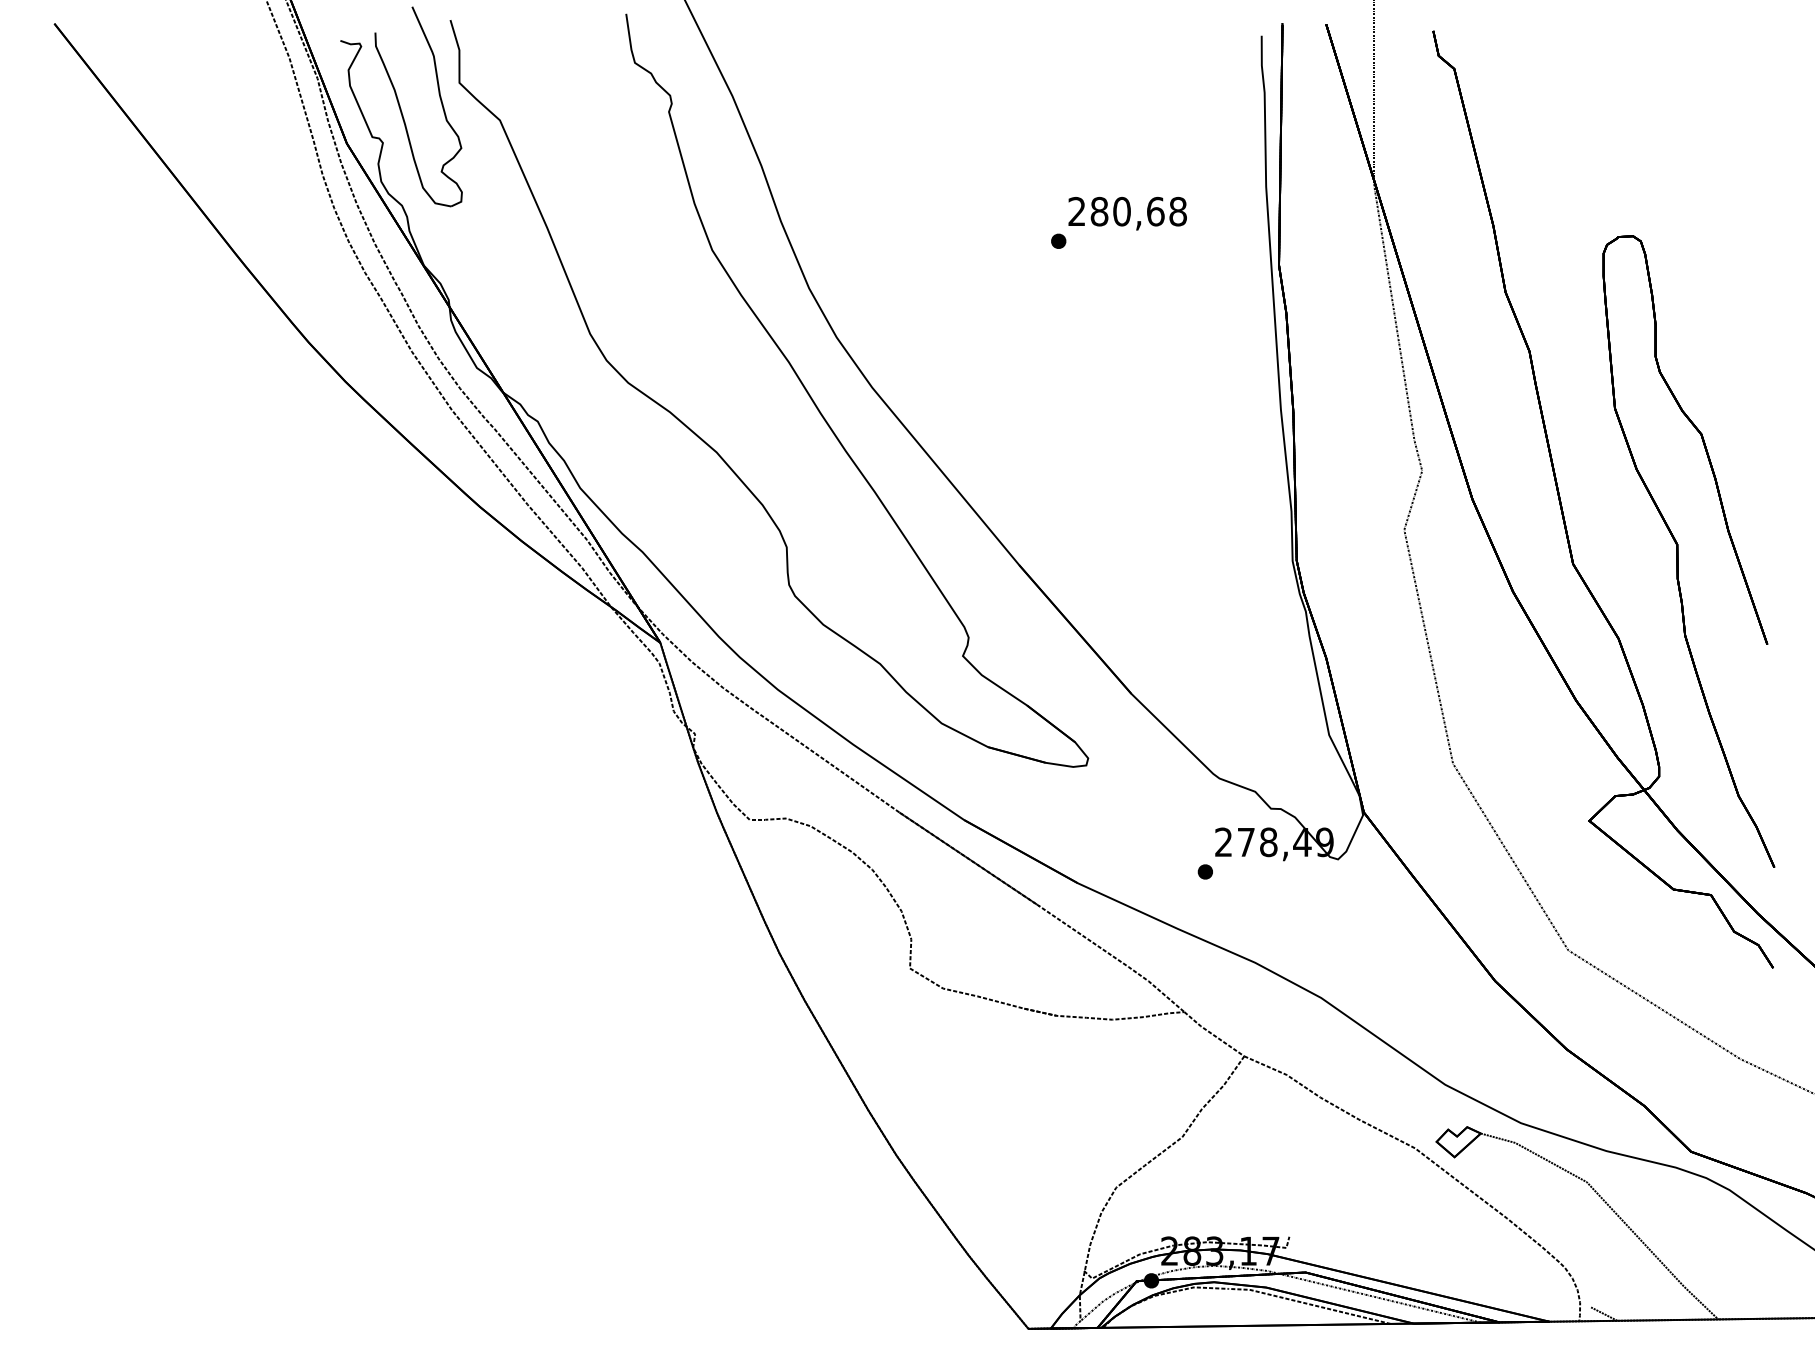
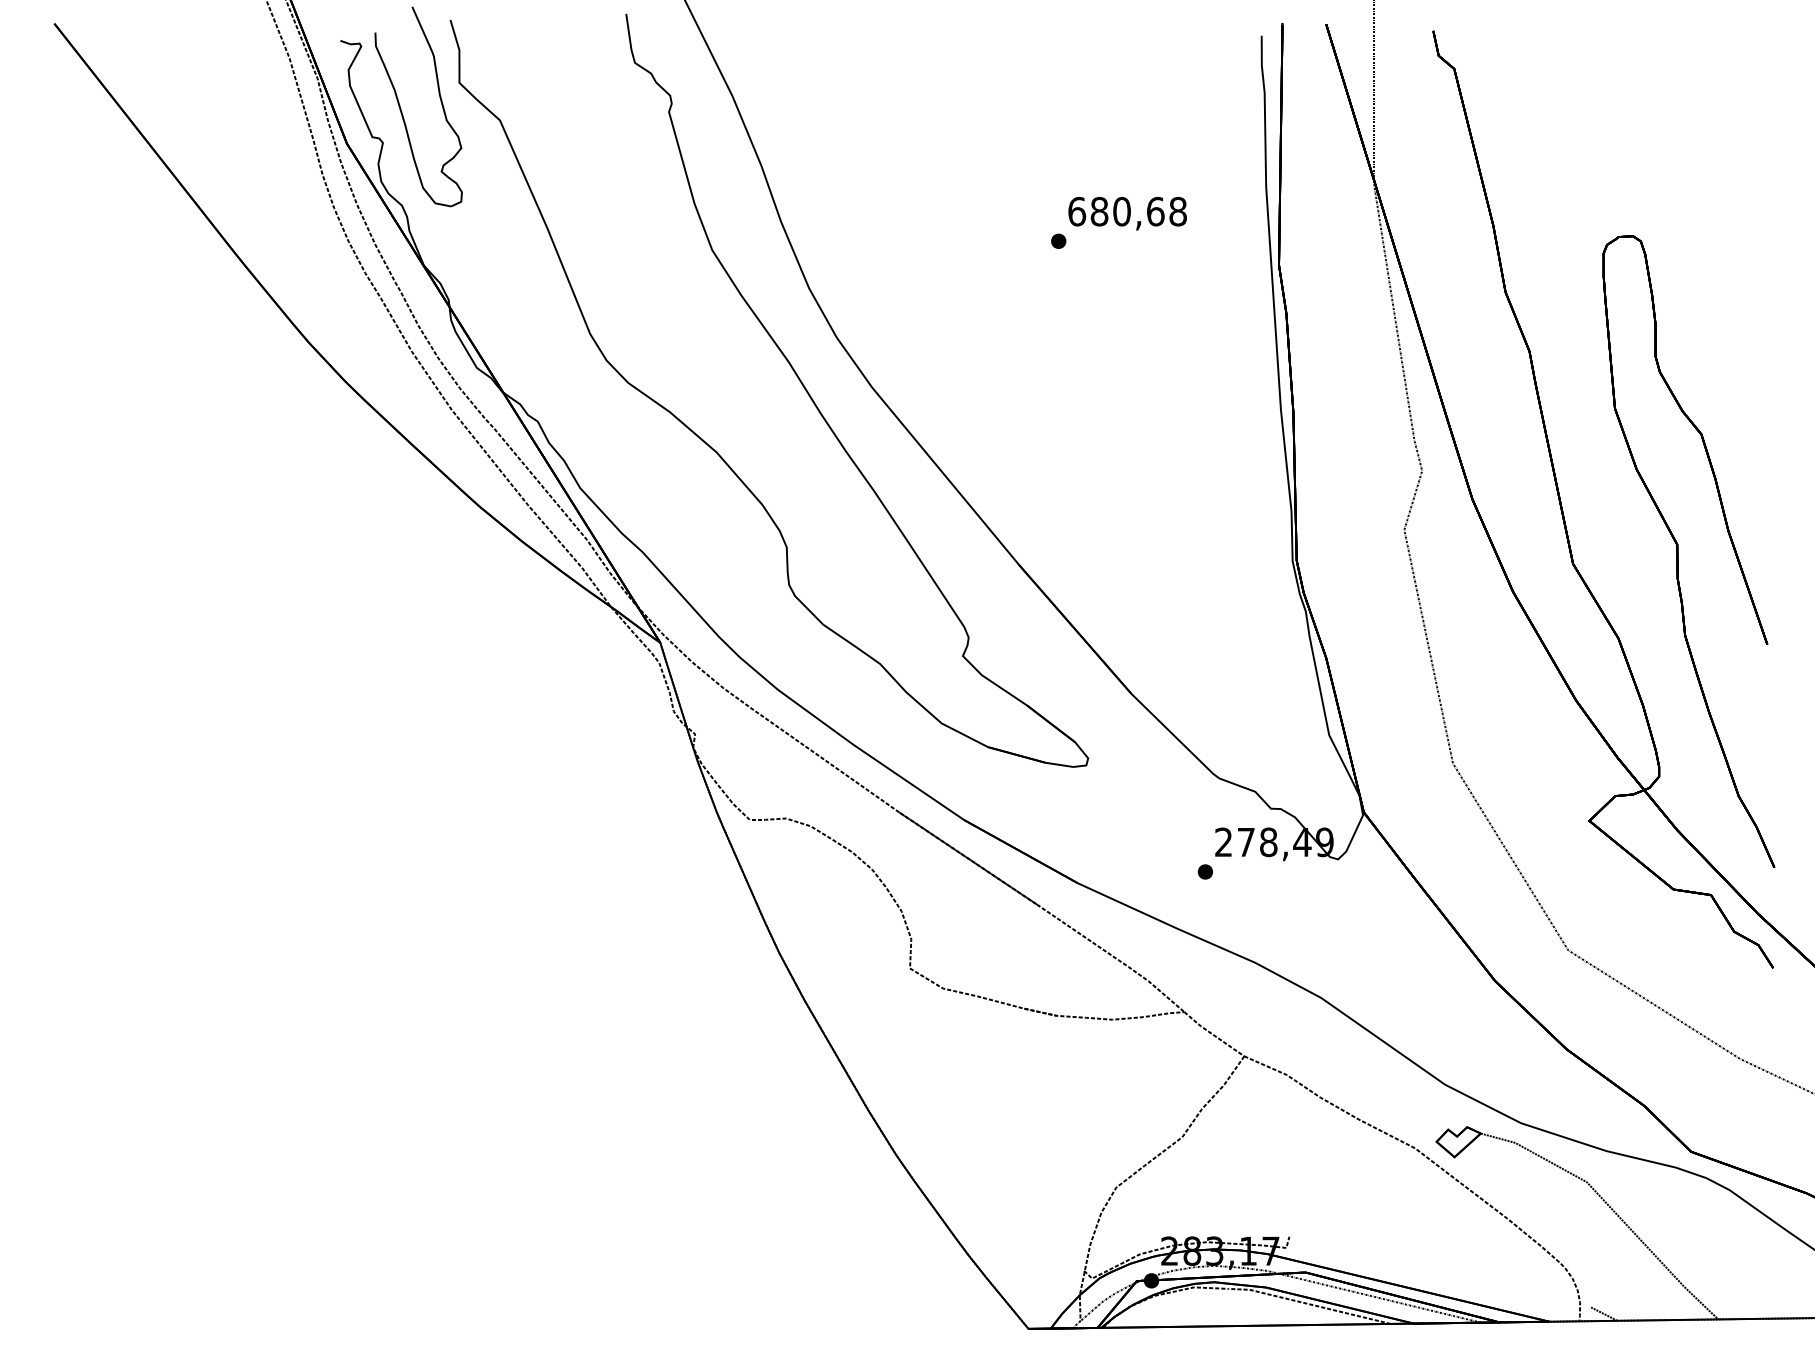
text: 280,68 -> 680,68 (1077, 211)
